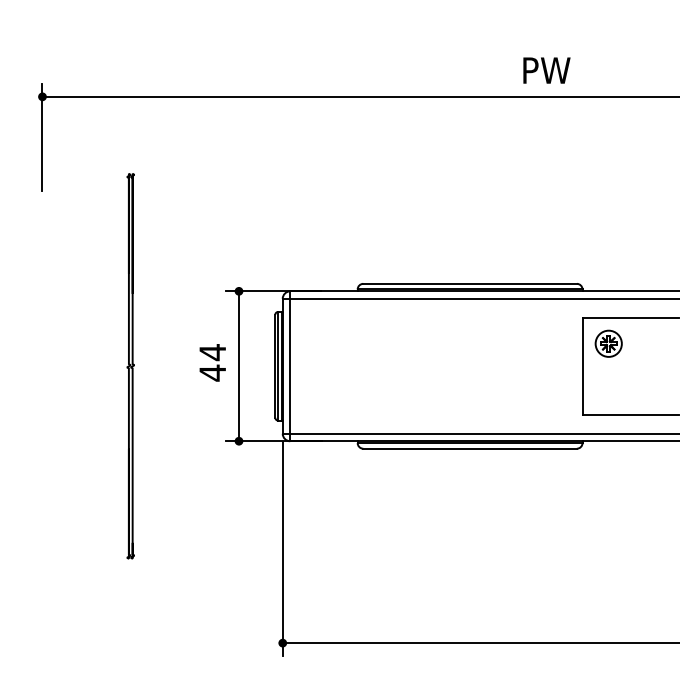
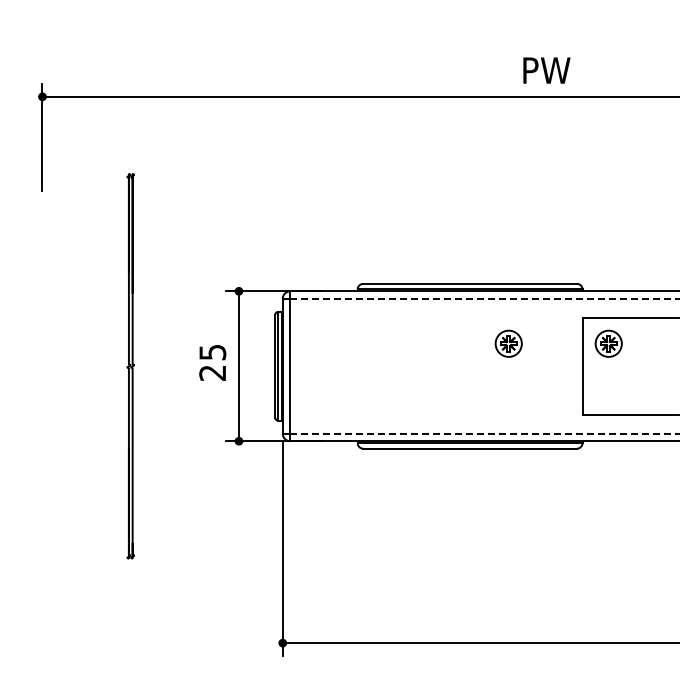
line: solid -> dashed (484, 298)
part: none -> present (508, 343)
text: 44 -> 25 (212, 362)
line: solid -> dashed (485, 433)
